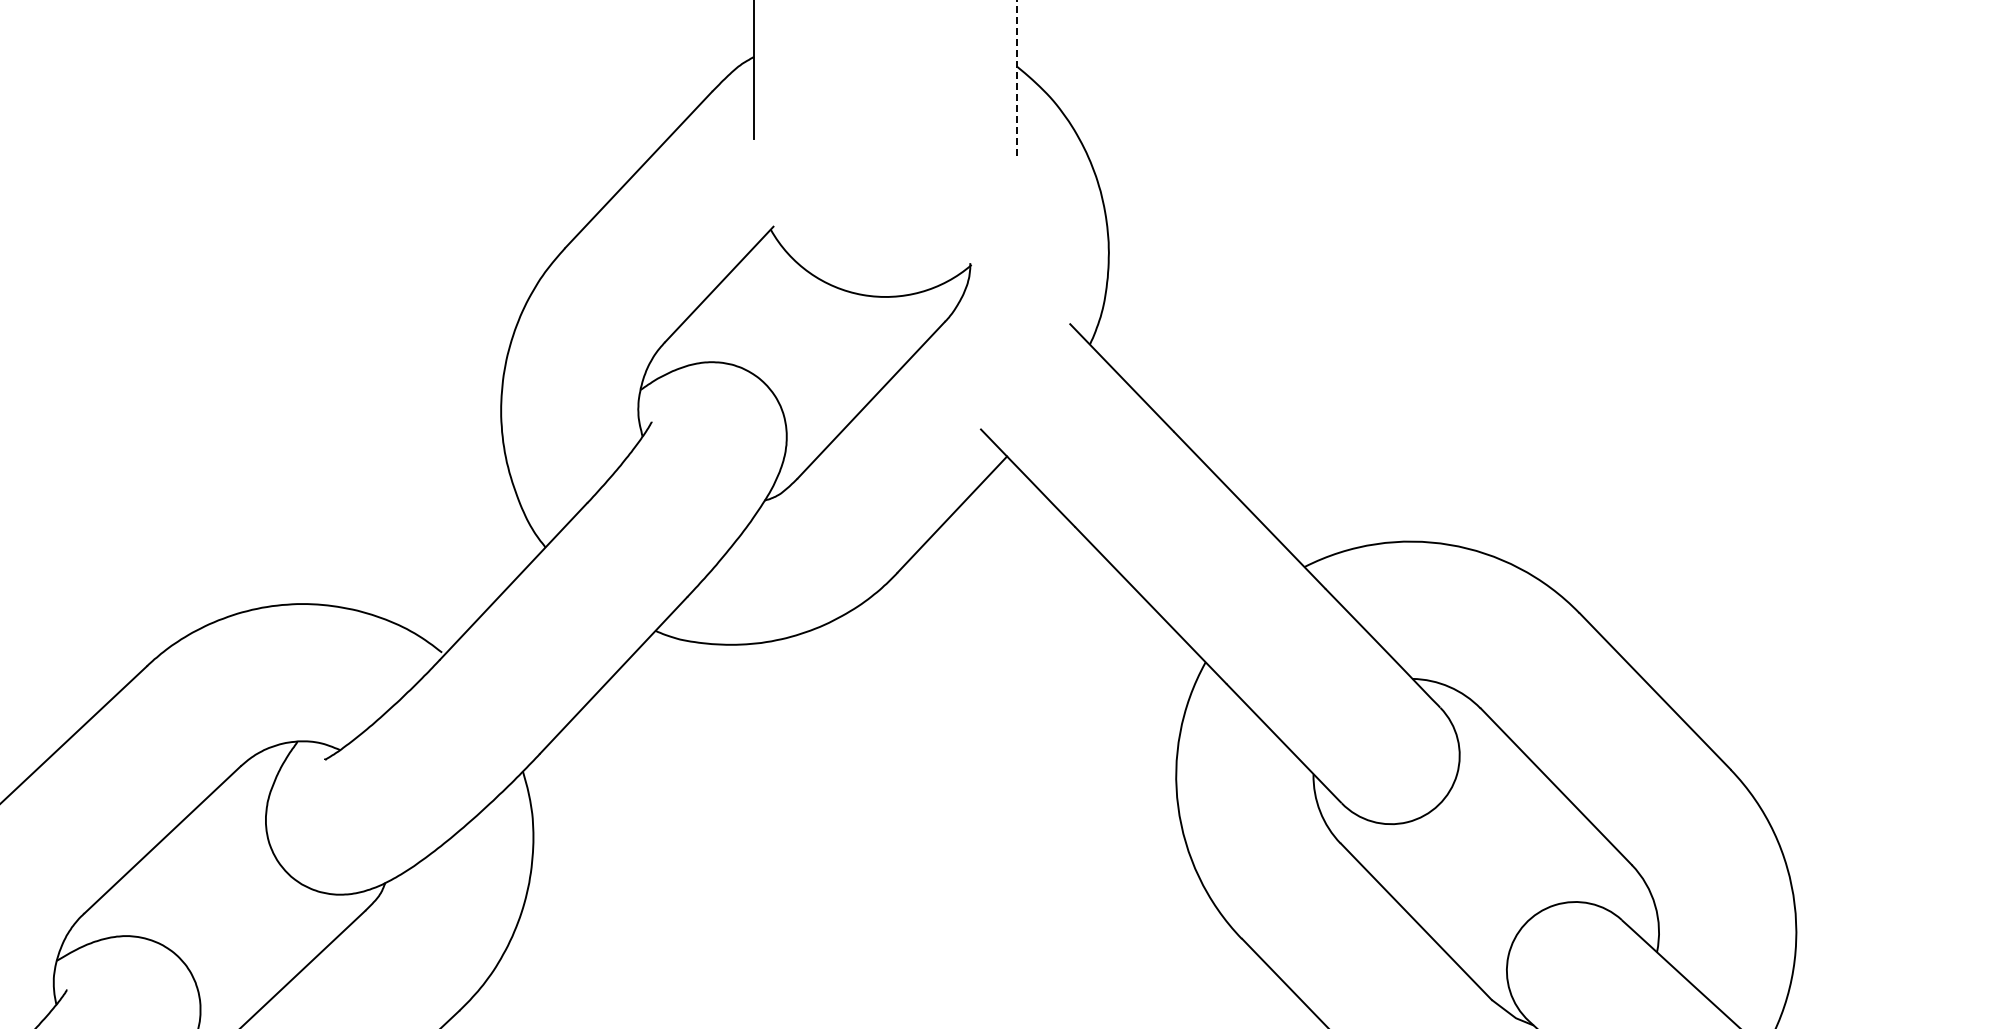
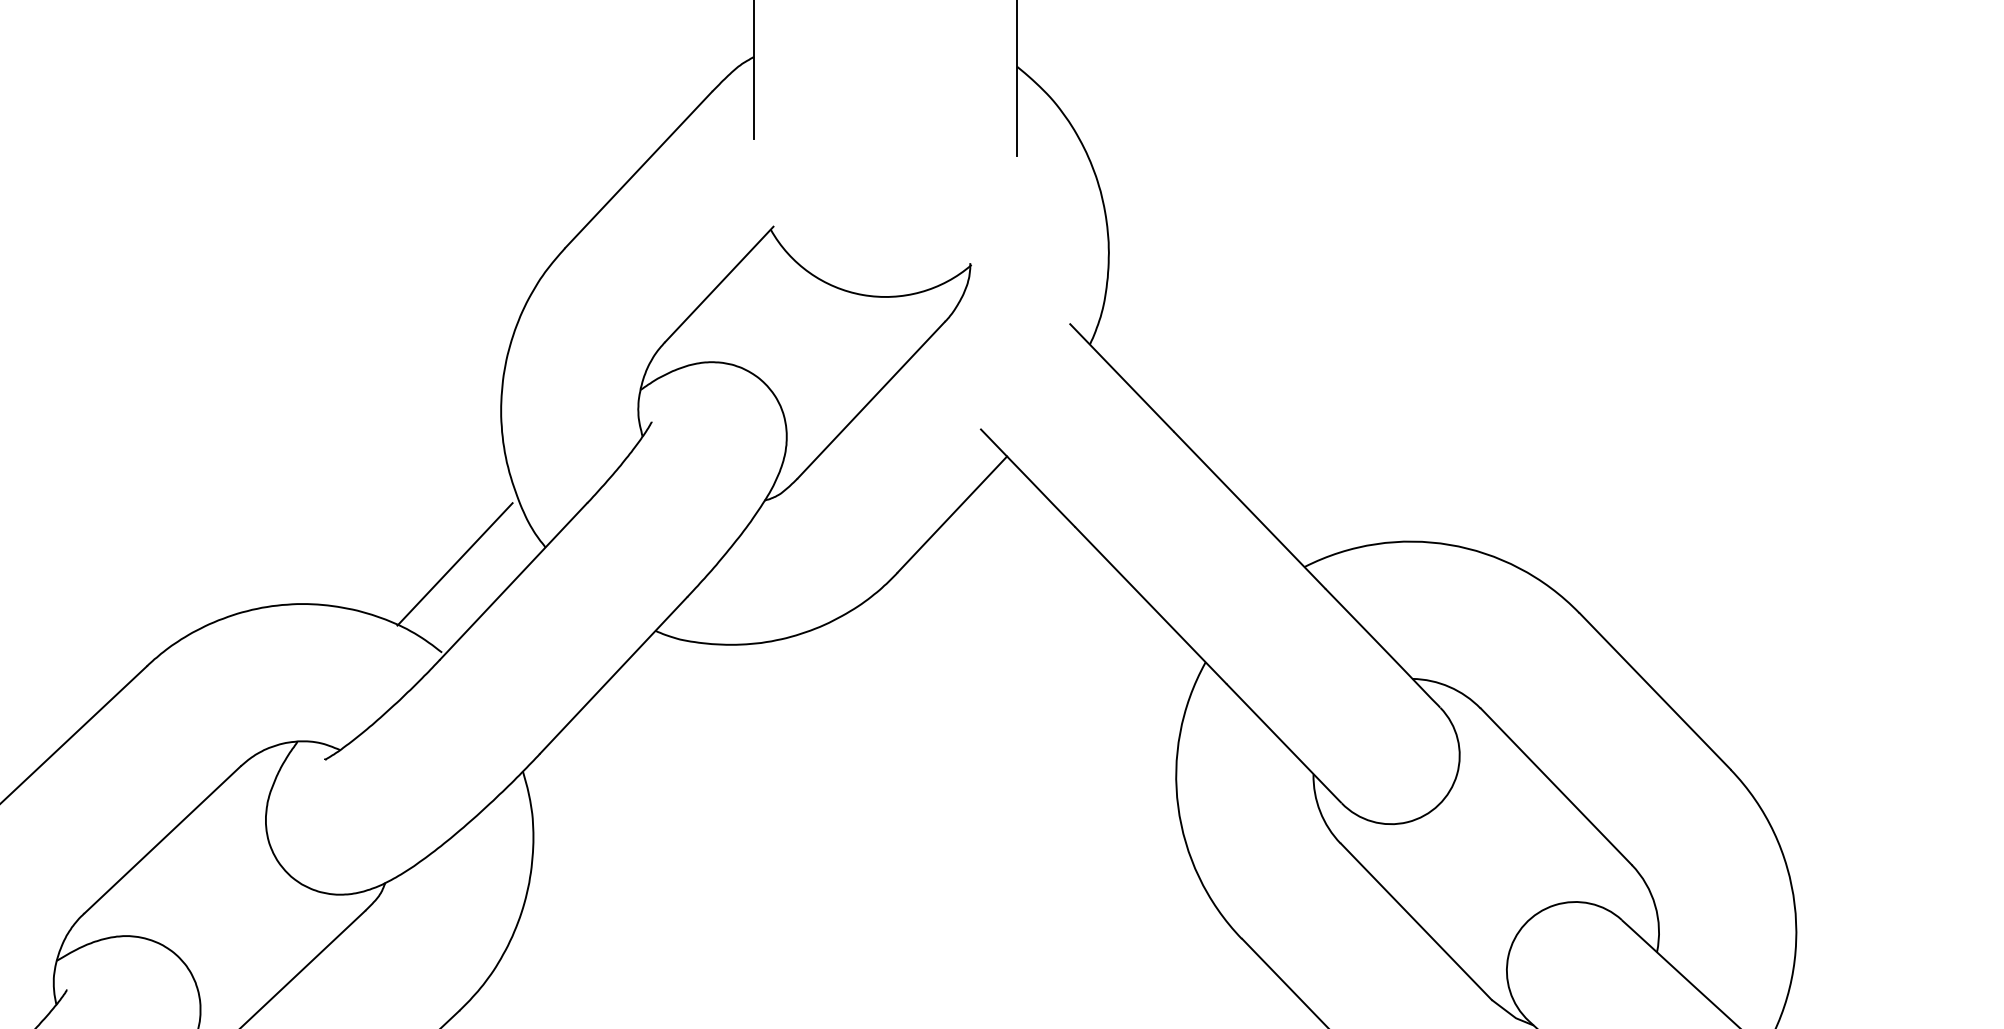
line: dashed -> solid (1017, 78)
line: none -> present (454, 564)
